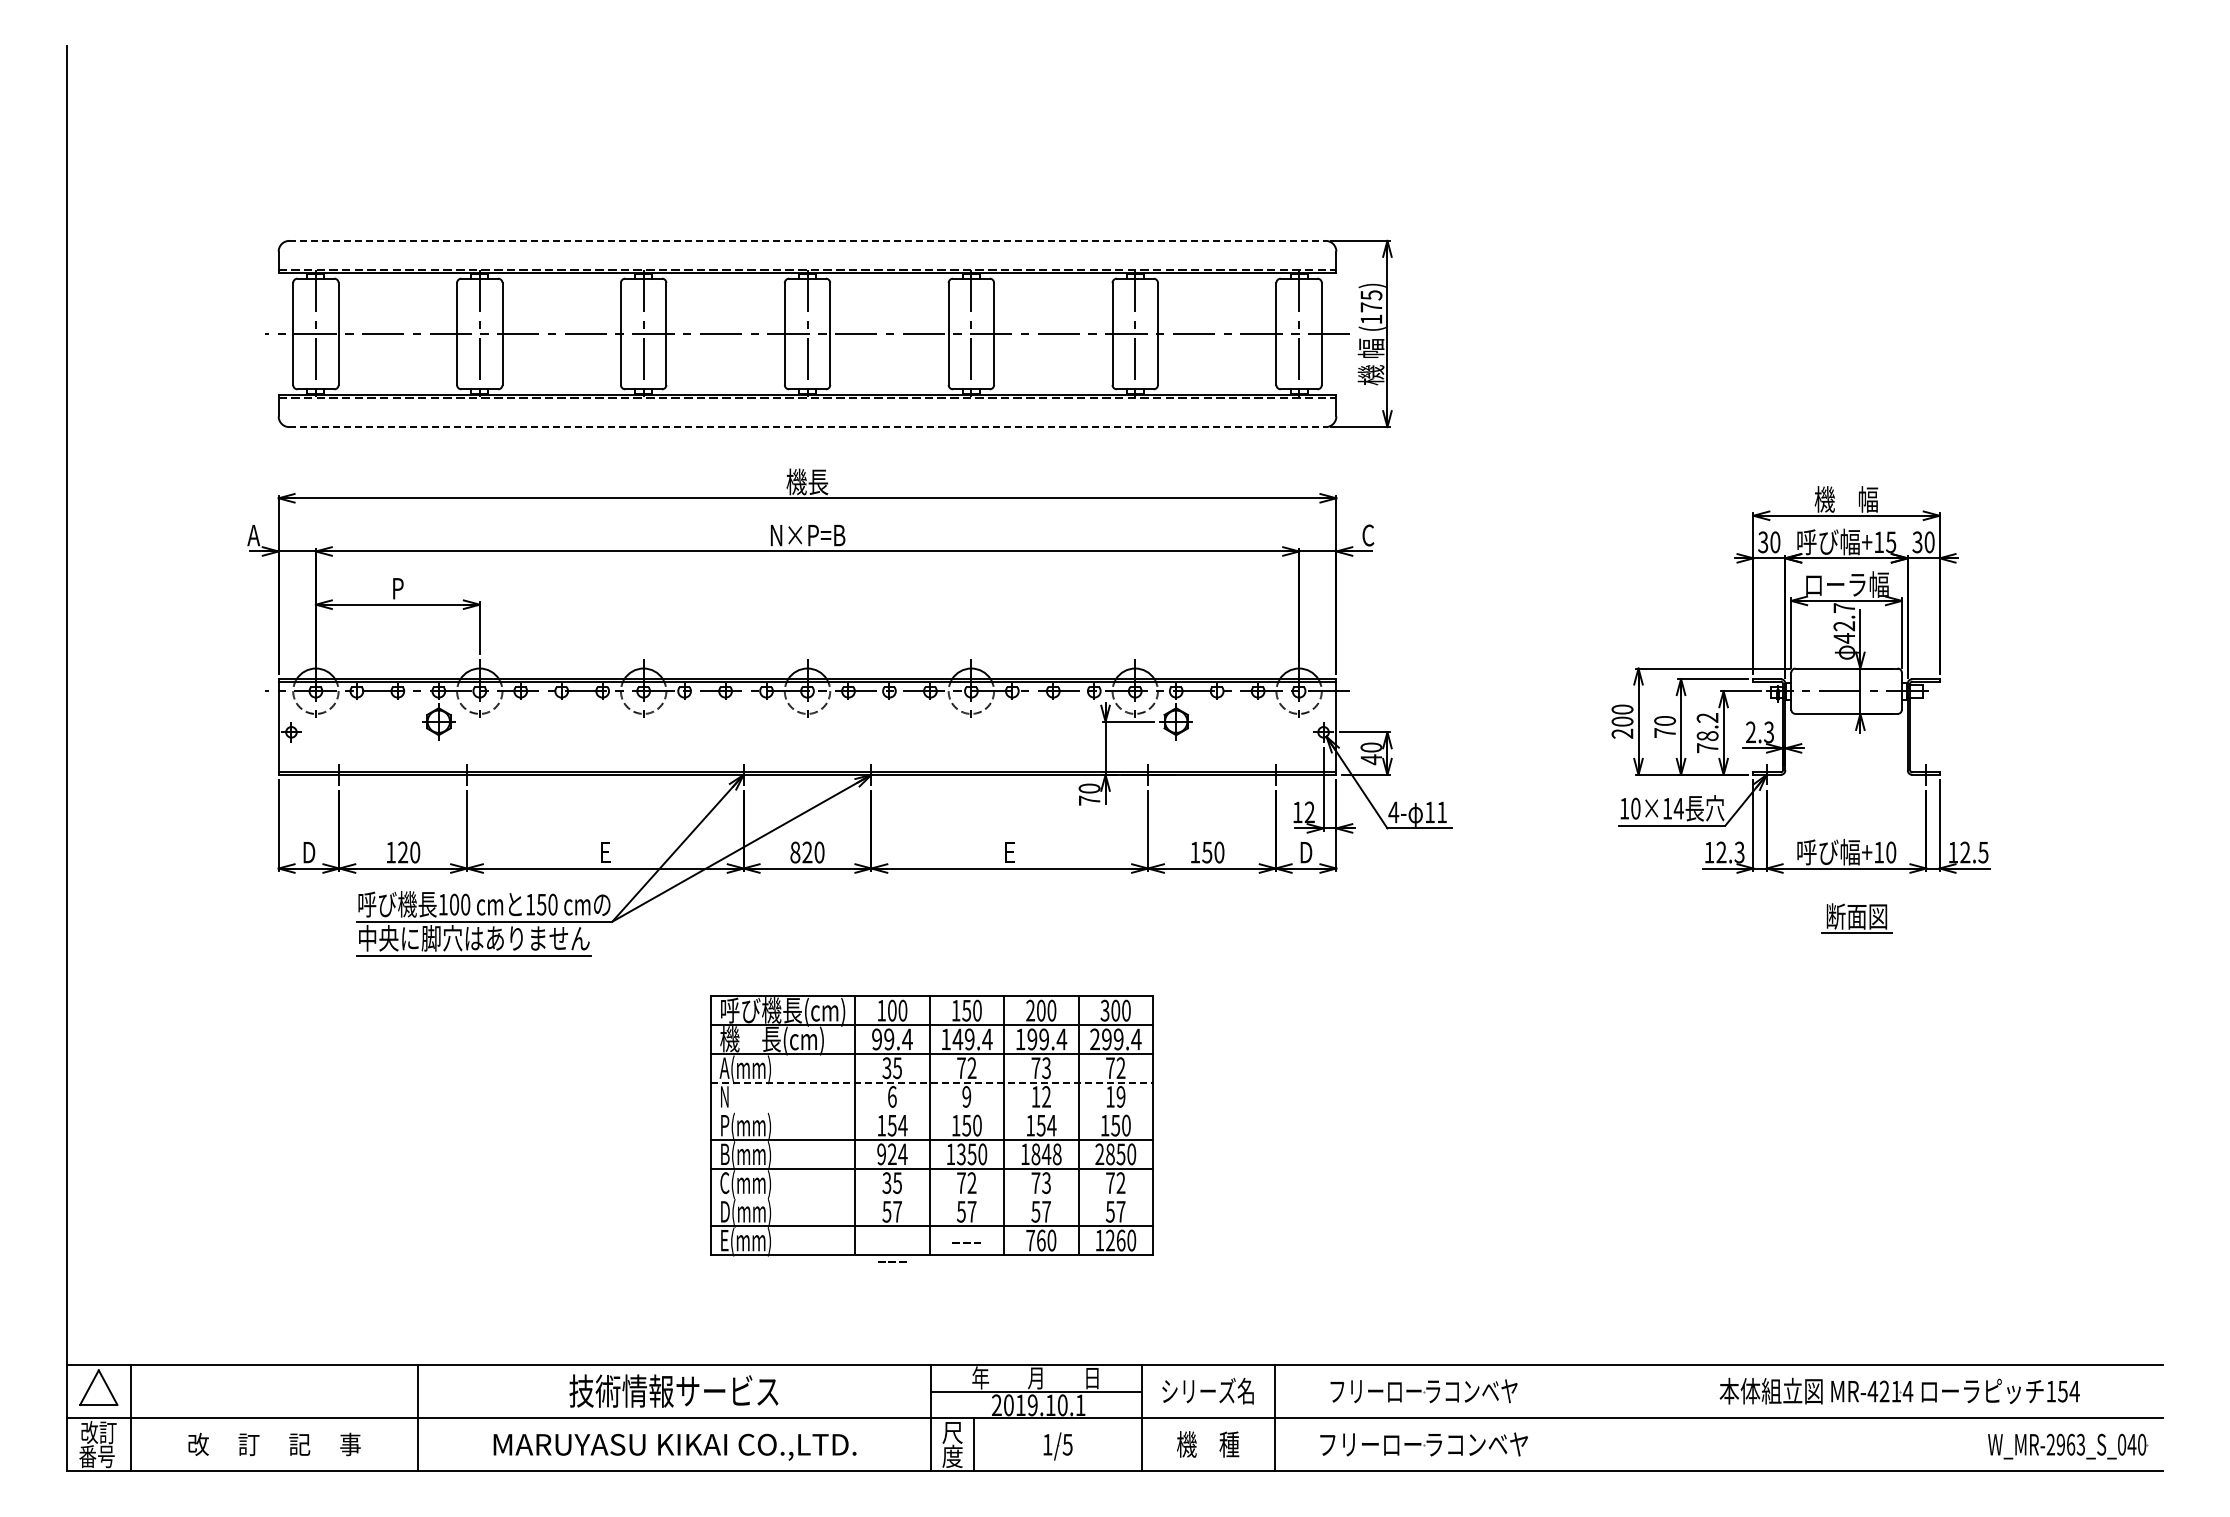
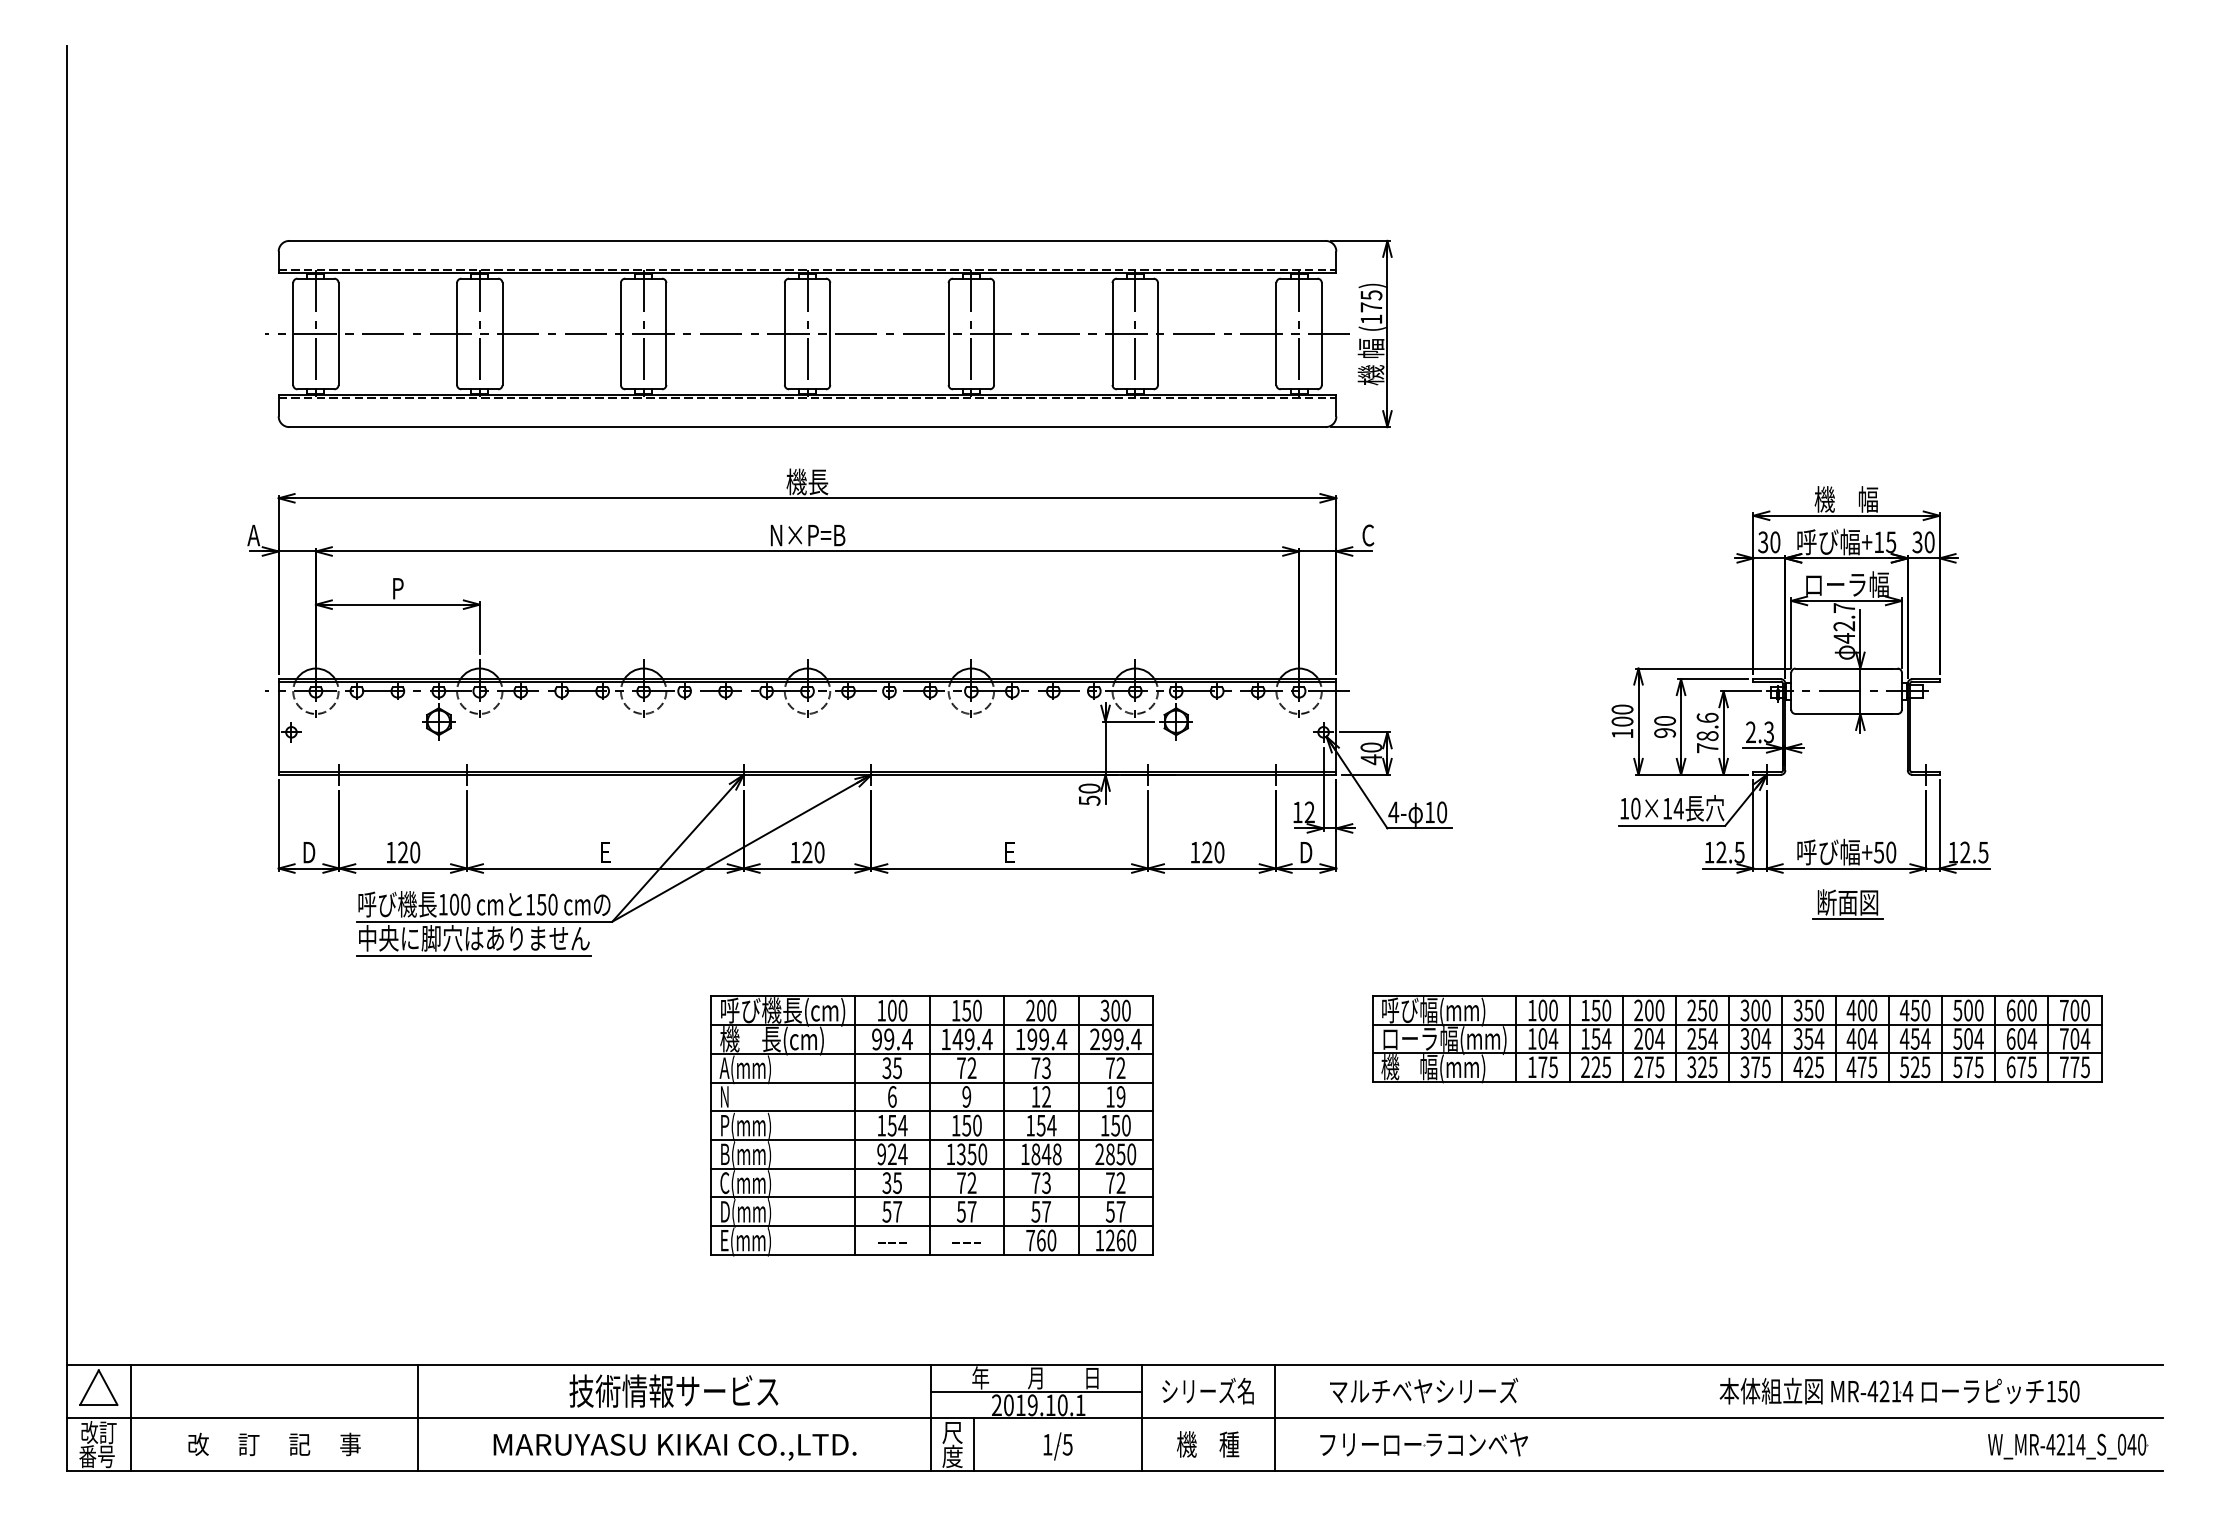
line: dashed -> solid (808, 240)
line: dashed -> solid (808, 427)
text: 78.2 -> 78.6 (1707, 717)
text: 200 -> 100 (1622, 733)
text: 70 -> 90 (1665, 733)
text: 70 -> 50 (1089, 800)
text: 11 -> 10 (1442, 812)
text: 12.3 -> 12.5 (1739, 851)
text: 820 -> 120 (795, 852)
text: 150 -> 120 (1207, 852)
text: +10 -> +50 (1878, 852)
part position: (1856, 918) -> (1847, 904) (1847, 904)
part: none -> present (1737, 1039)
line: dashed -> solid (932, 1082)
line: none -> present (932, 1111)
line: none -> present (932, 1197)
text position: (892, 1261) -> (892, 1242) (892, 1242)
text: フリーローラコンベヤ -> マルチベヤシリーズ (1424, 1390)
text: 154 -> 150 (2074, 1391)
text: W_MR-2963_S_040 -> W_MR-4214_S_040 (2065, 1444)
